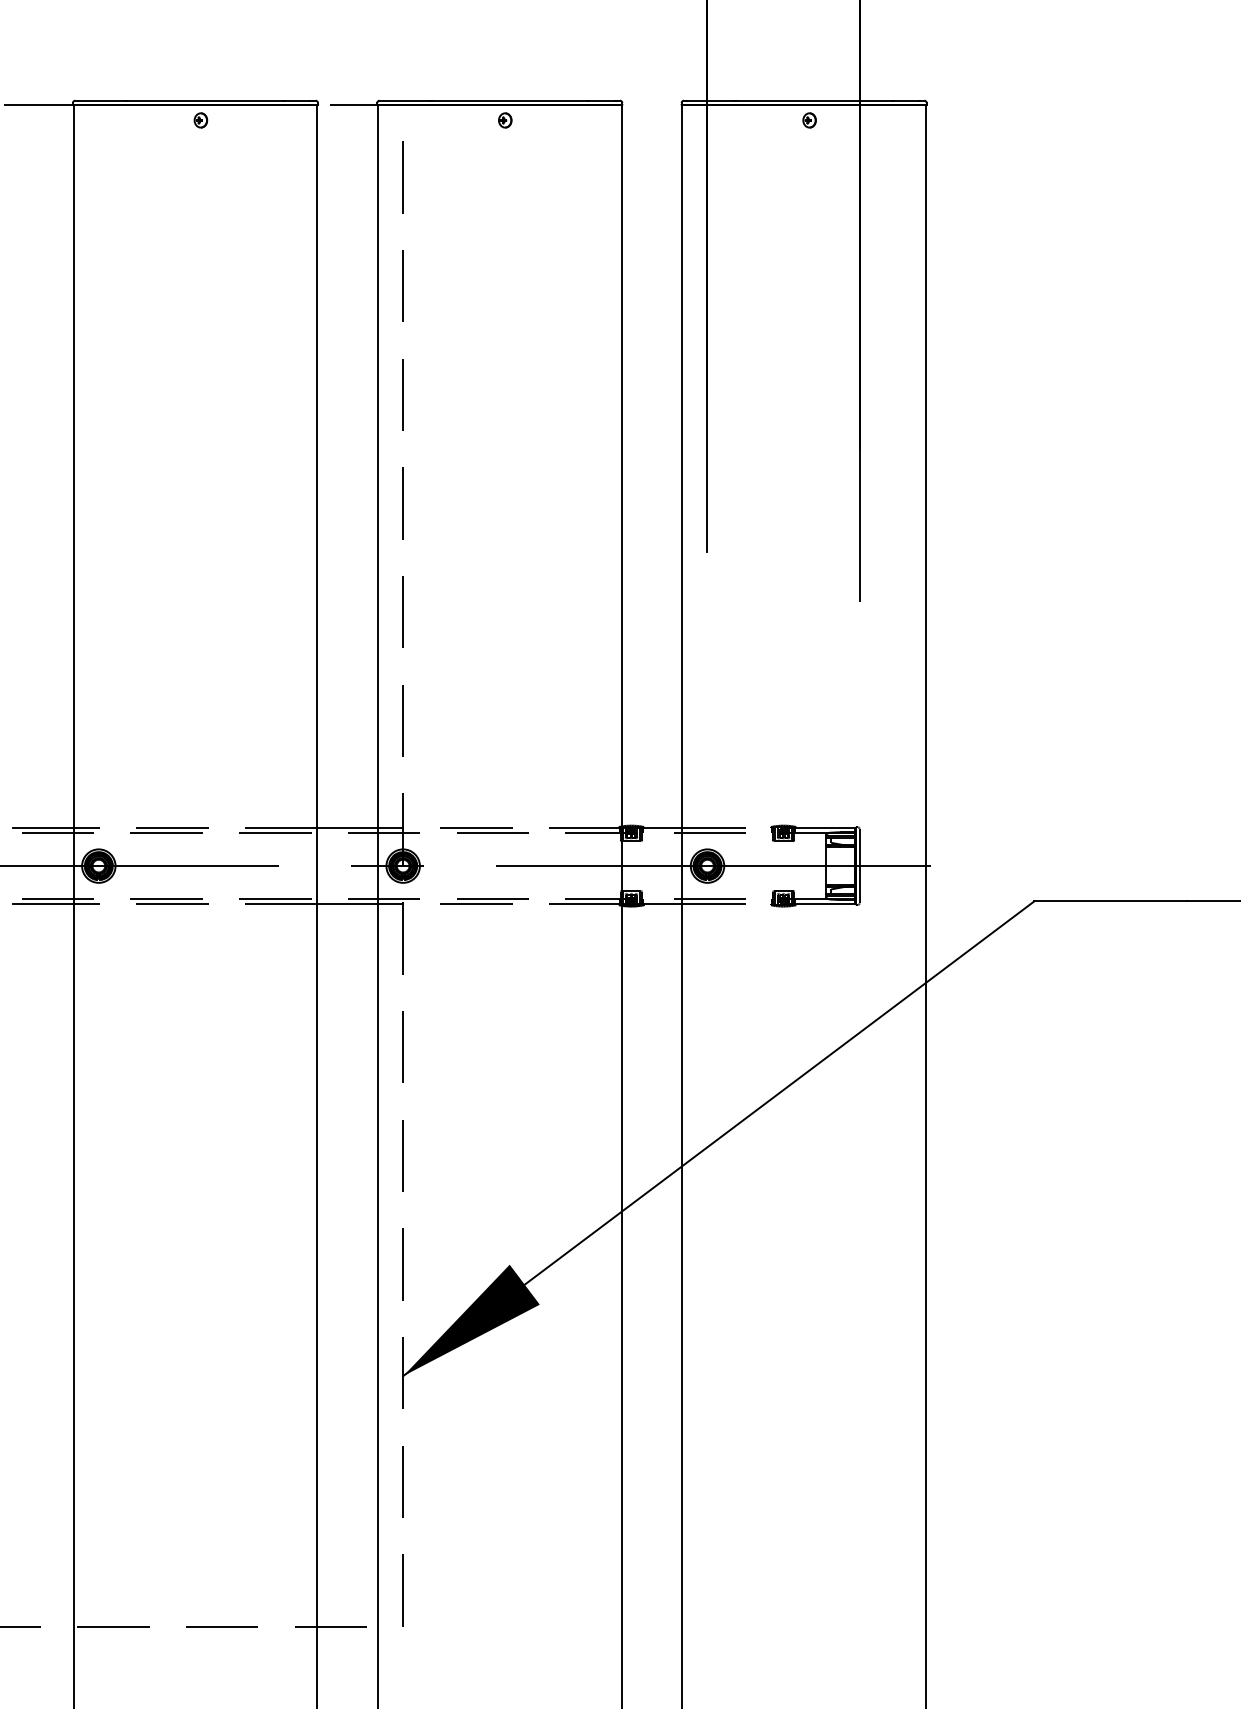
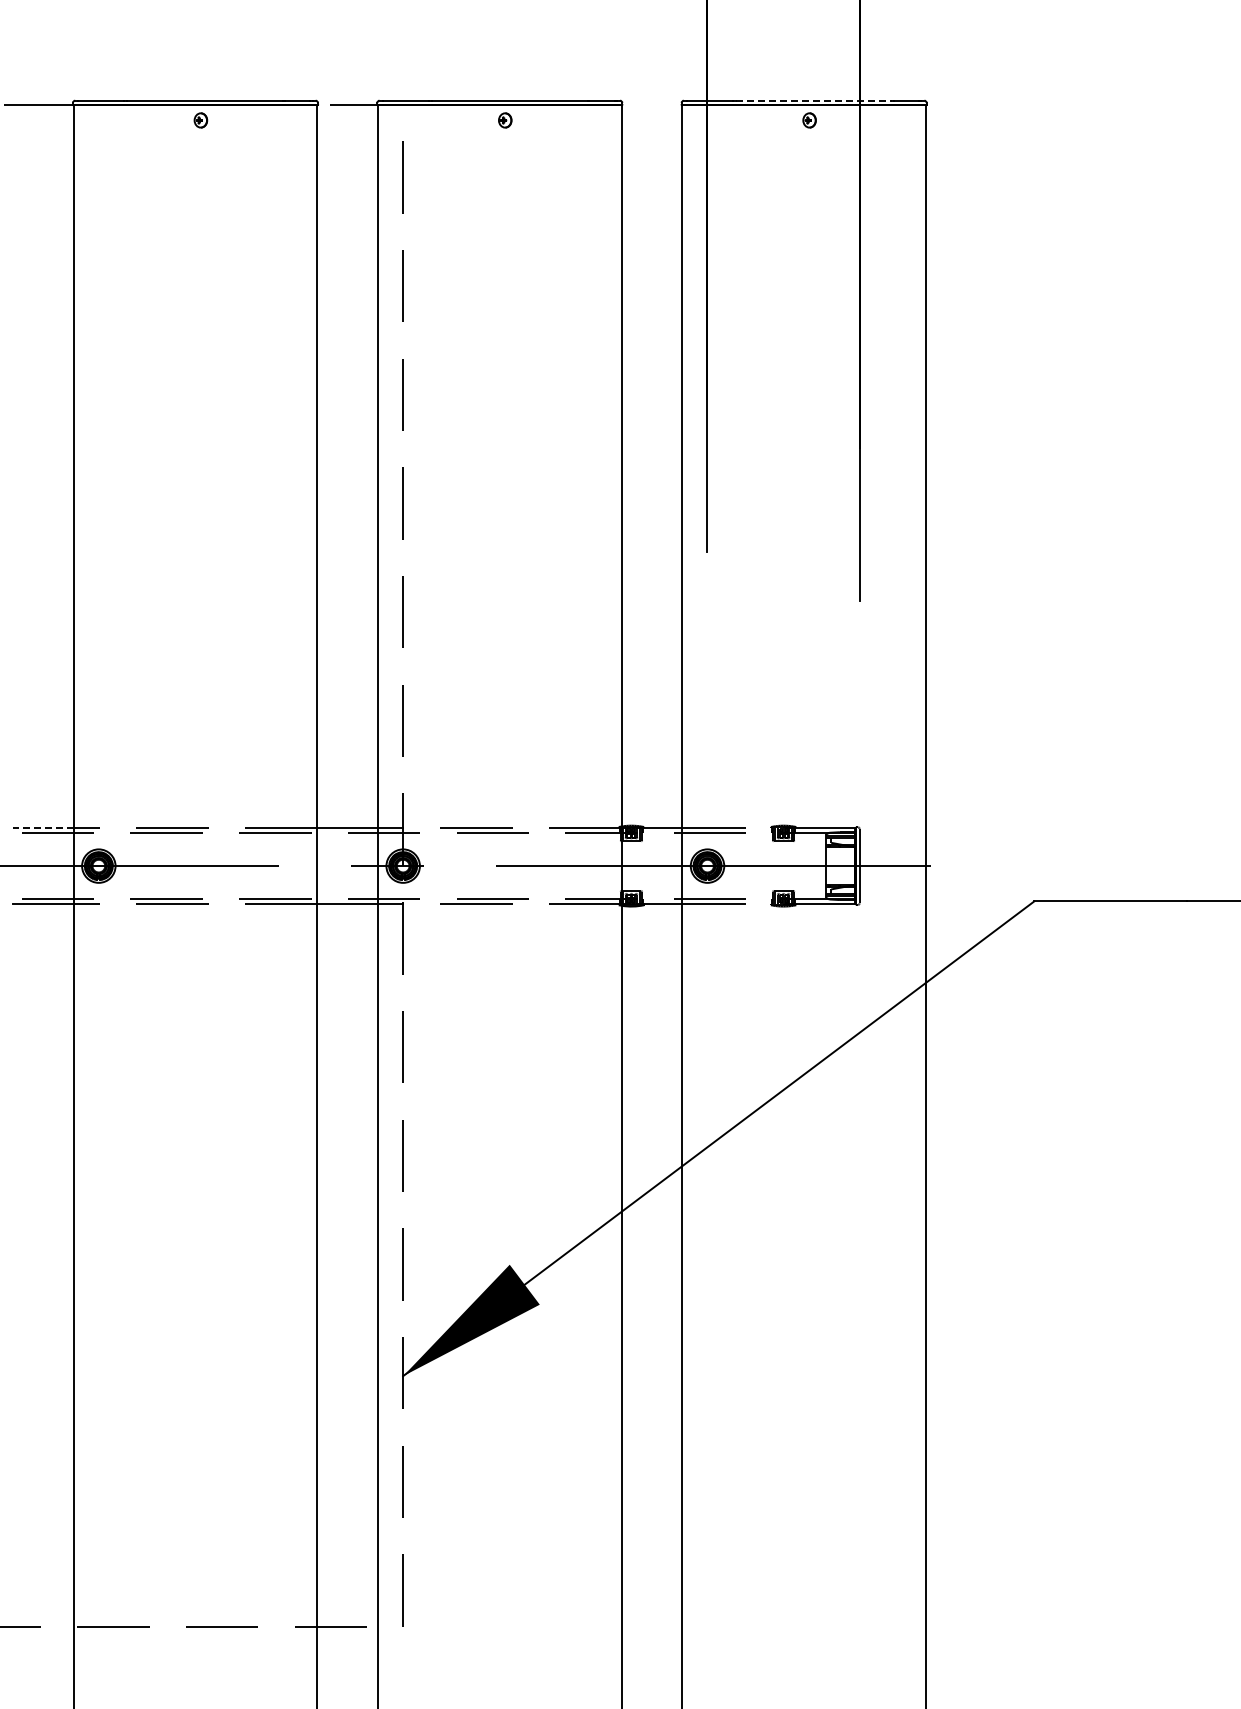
line: solid -> dashed (814, 100)
line: solid -> dashed (42, 828)
